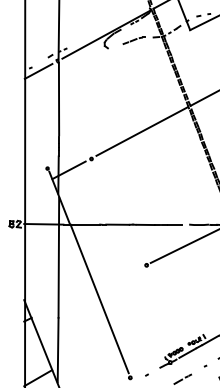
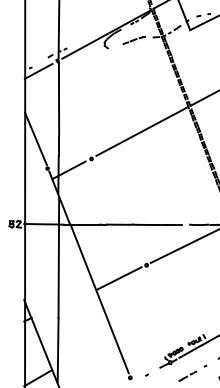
line: none -> present (35, 138)
line: none -> present (118, 278)
line position: (182, 378) -> (187, 375) (187, 375)
